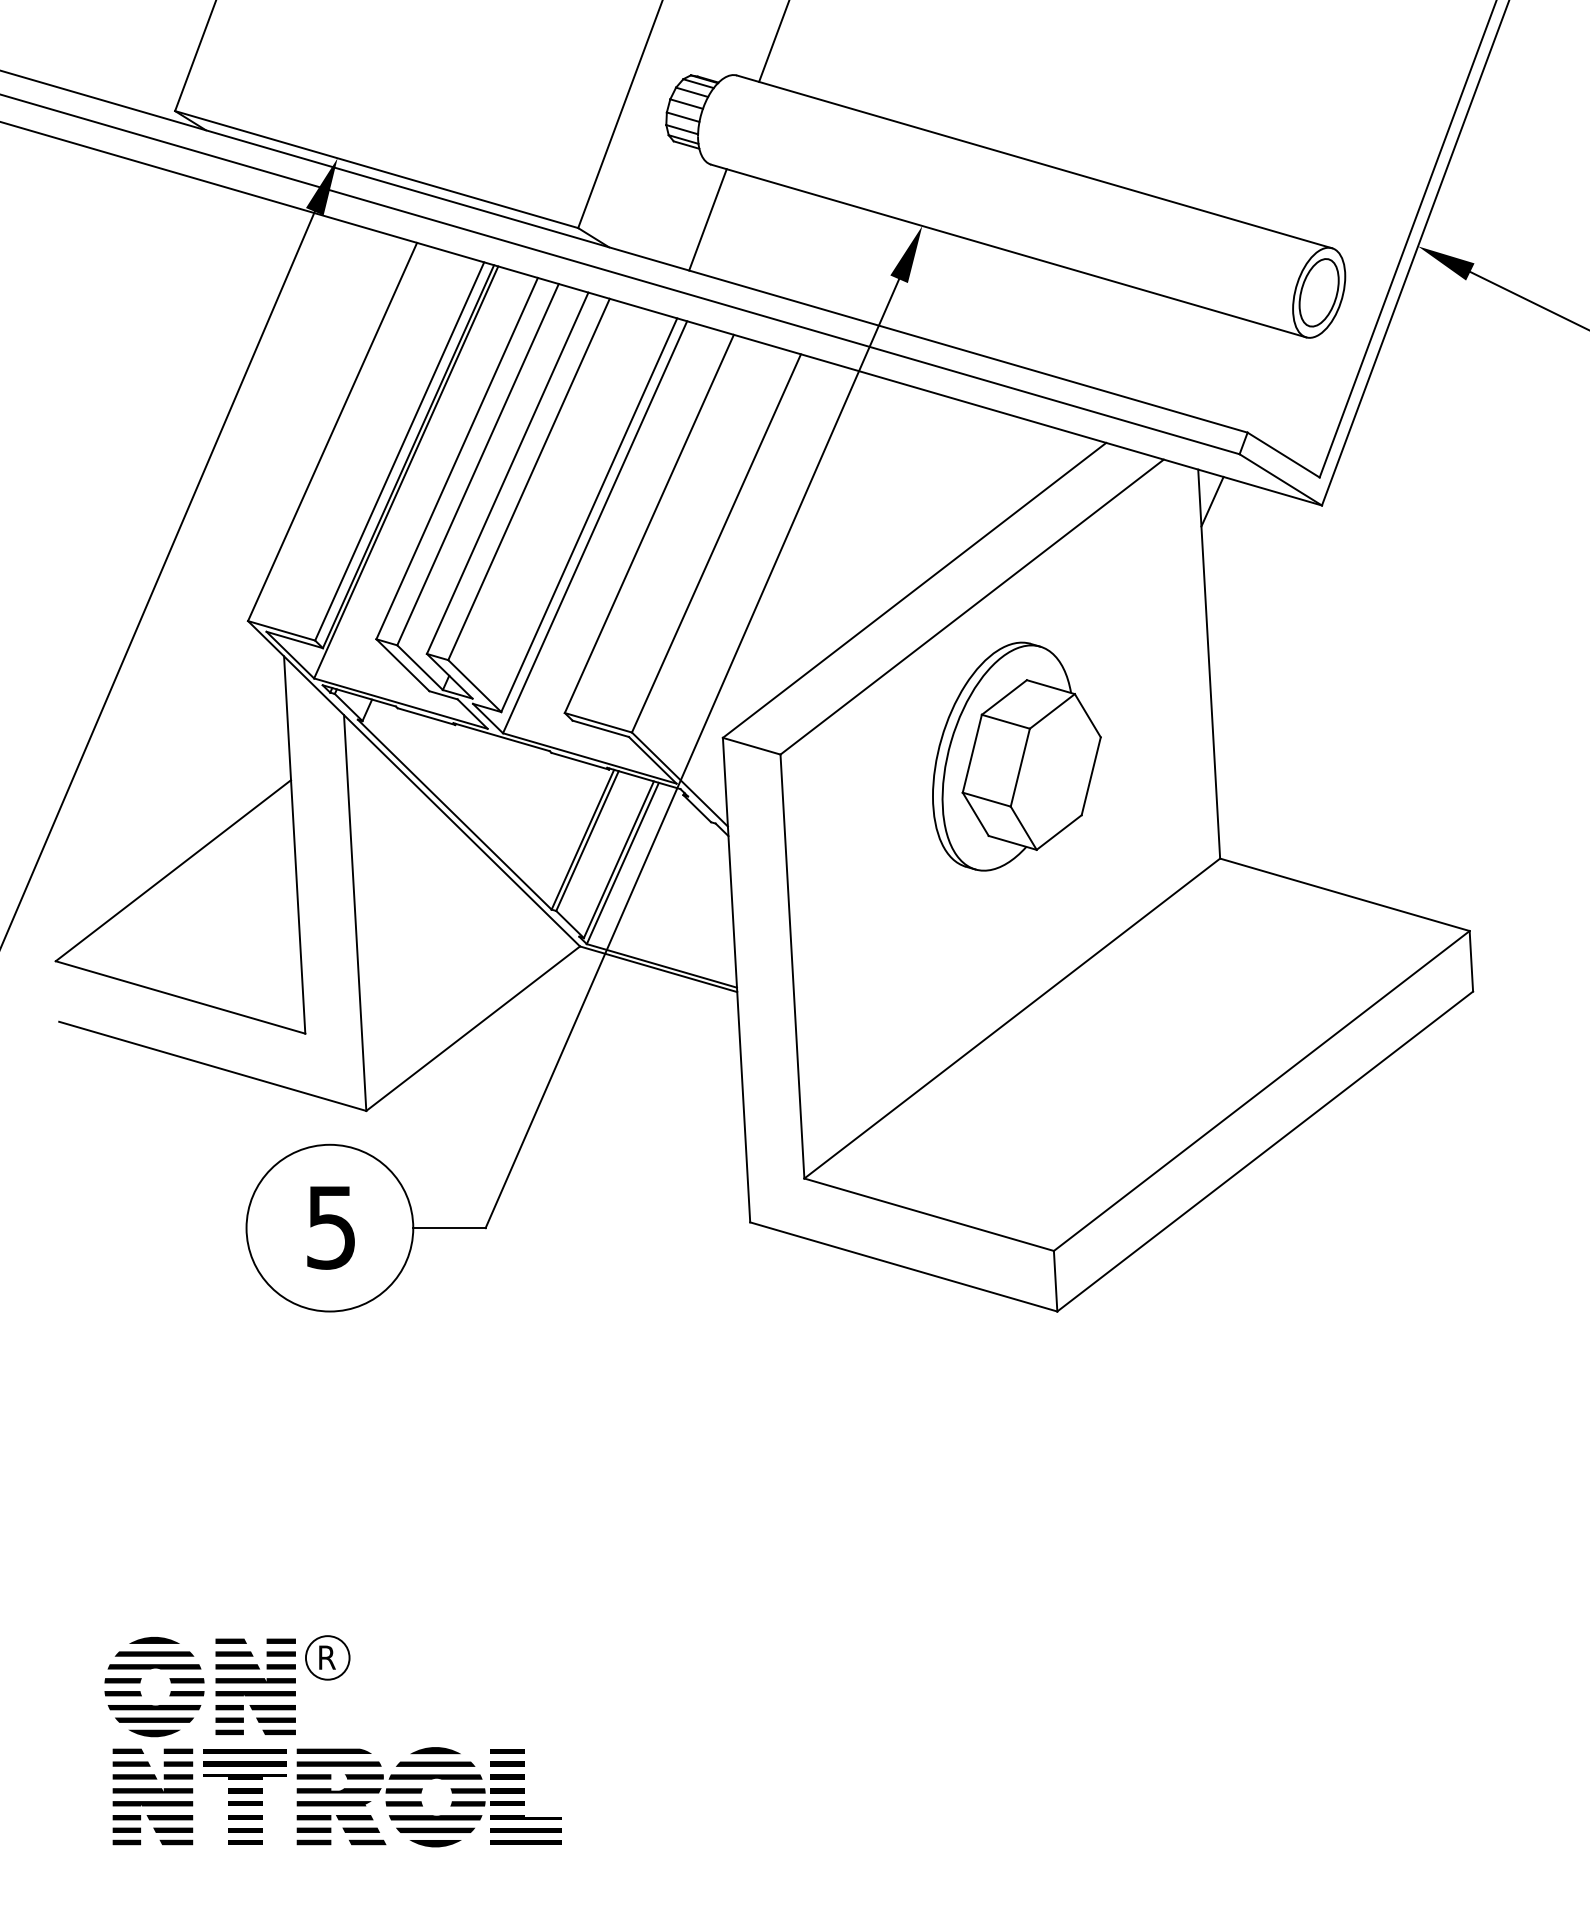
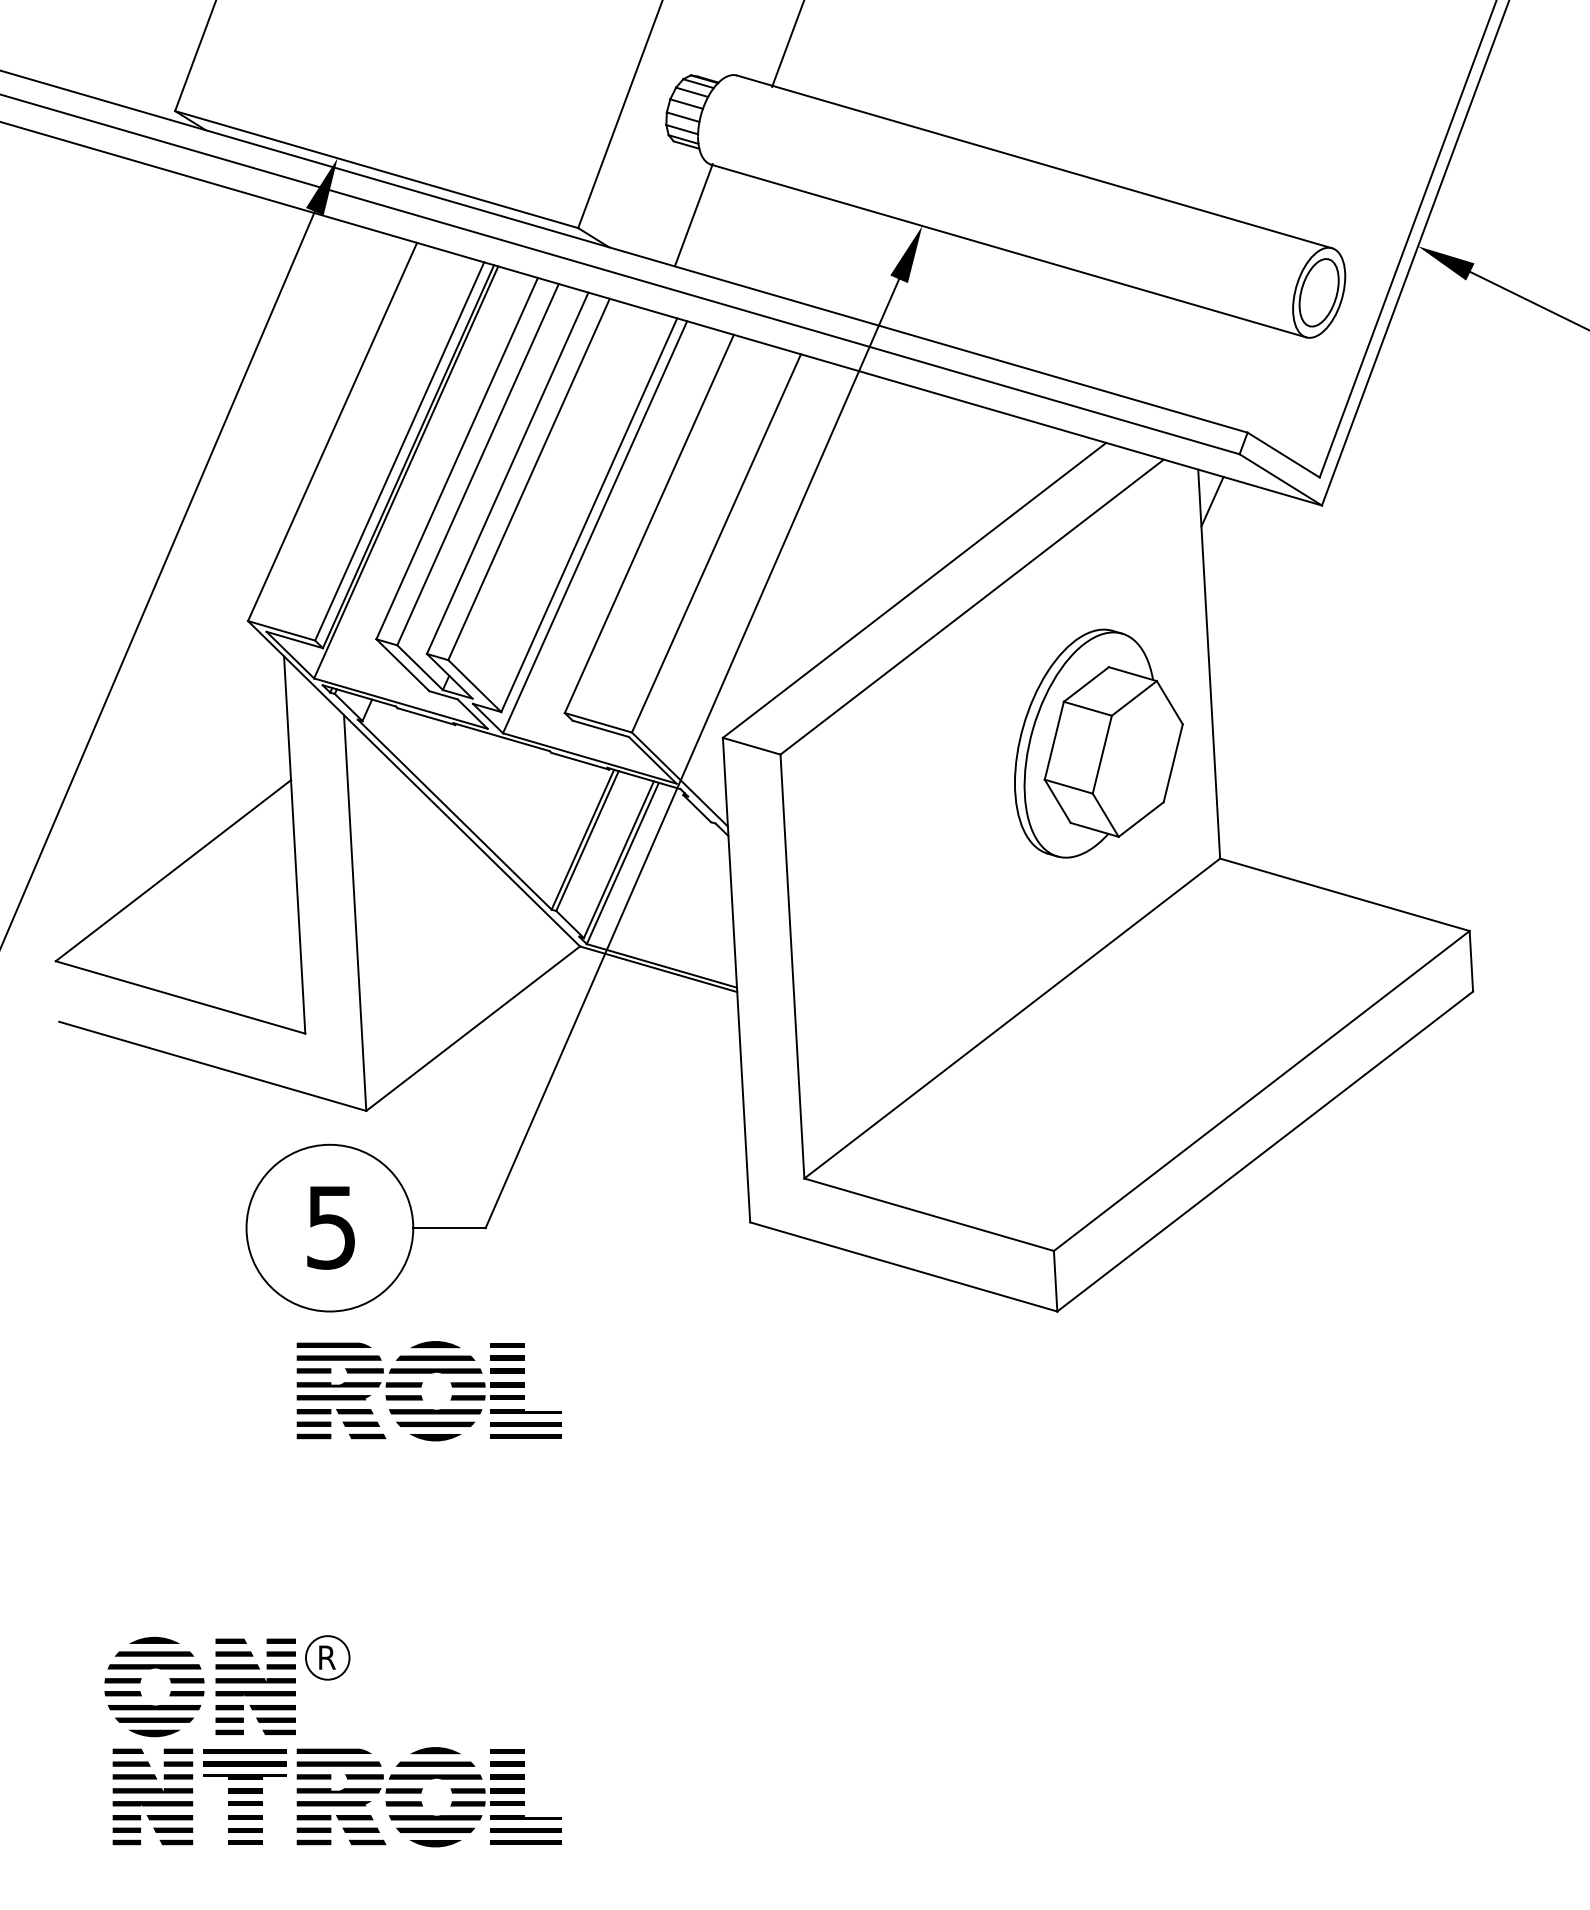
line position: (773, 41) -> (787, 44) (787, 44)
line position: (707, 219) -> (693, 214) (693, 214)
part position: (1016, 756) -> (1098, 743) (1098, 743)
part: none -> present (421, 1387)
